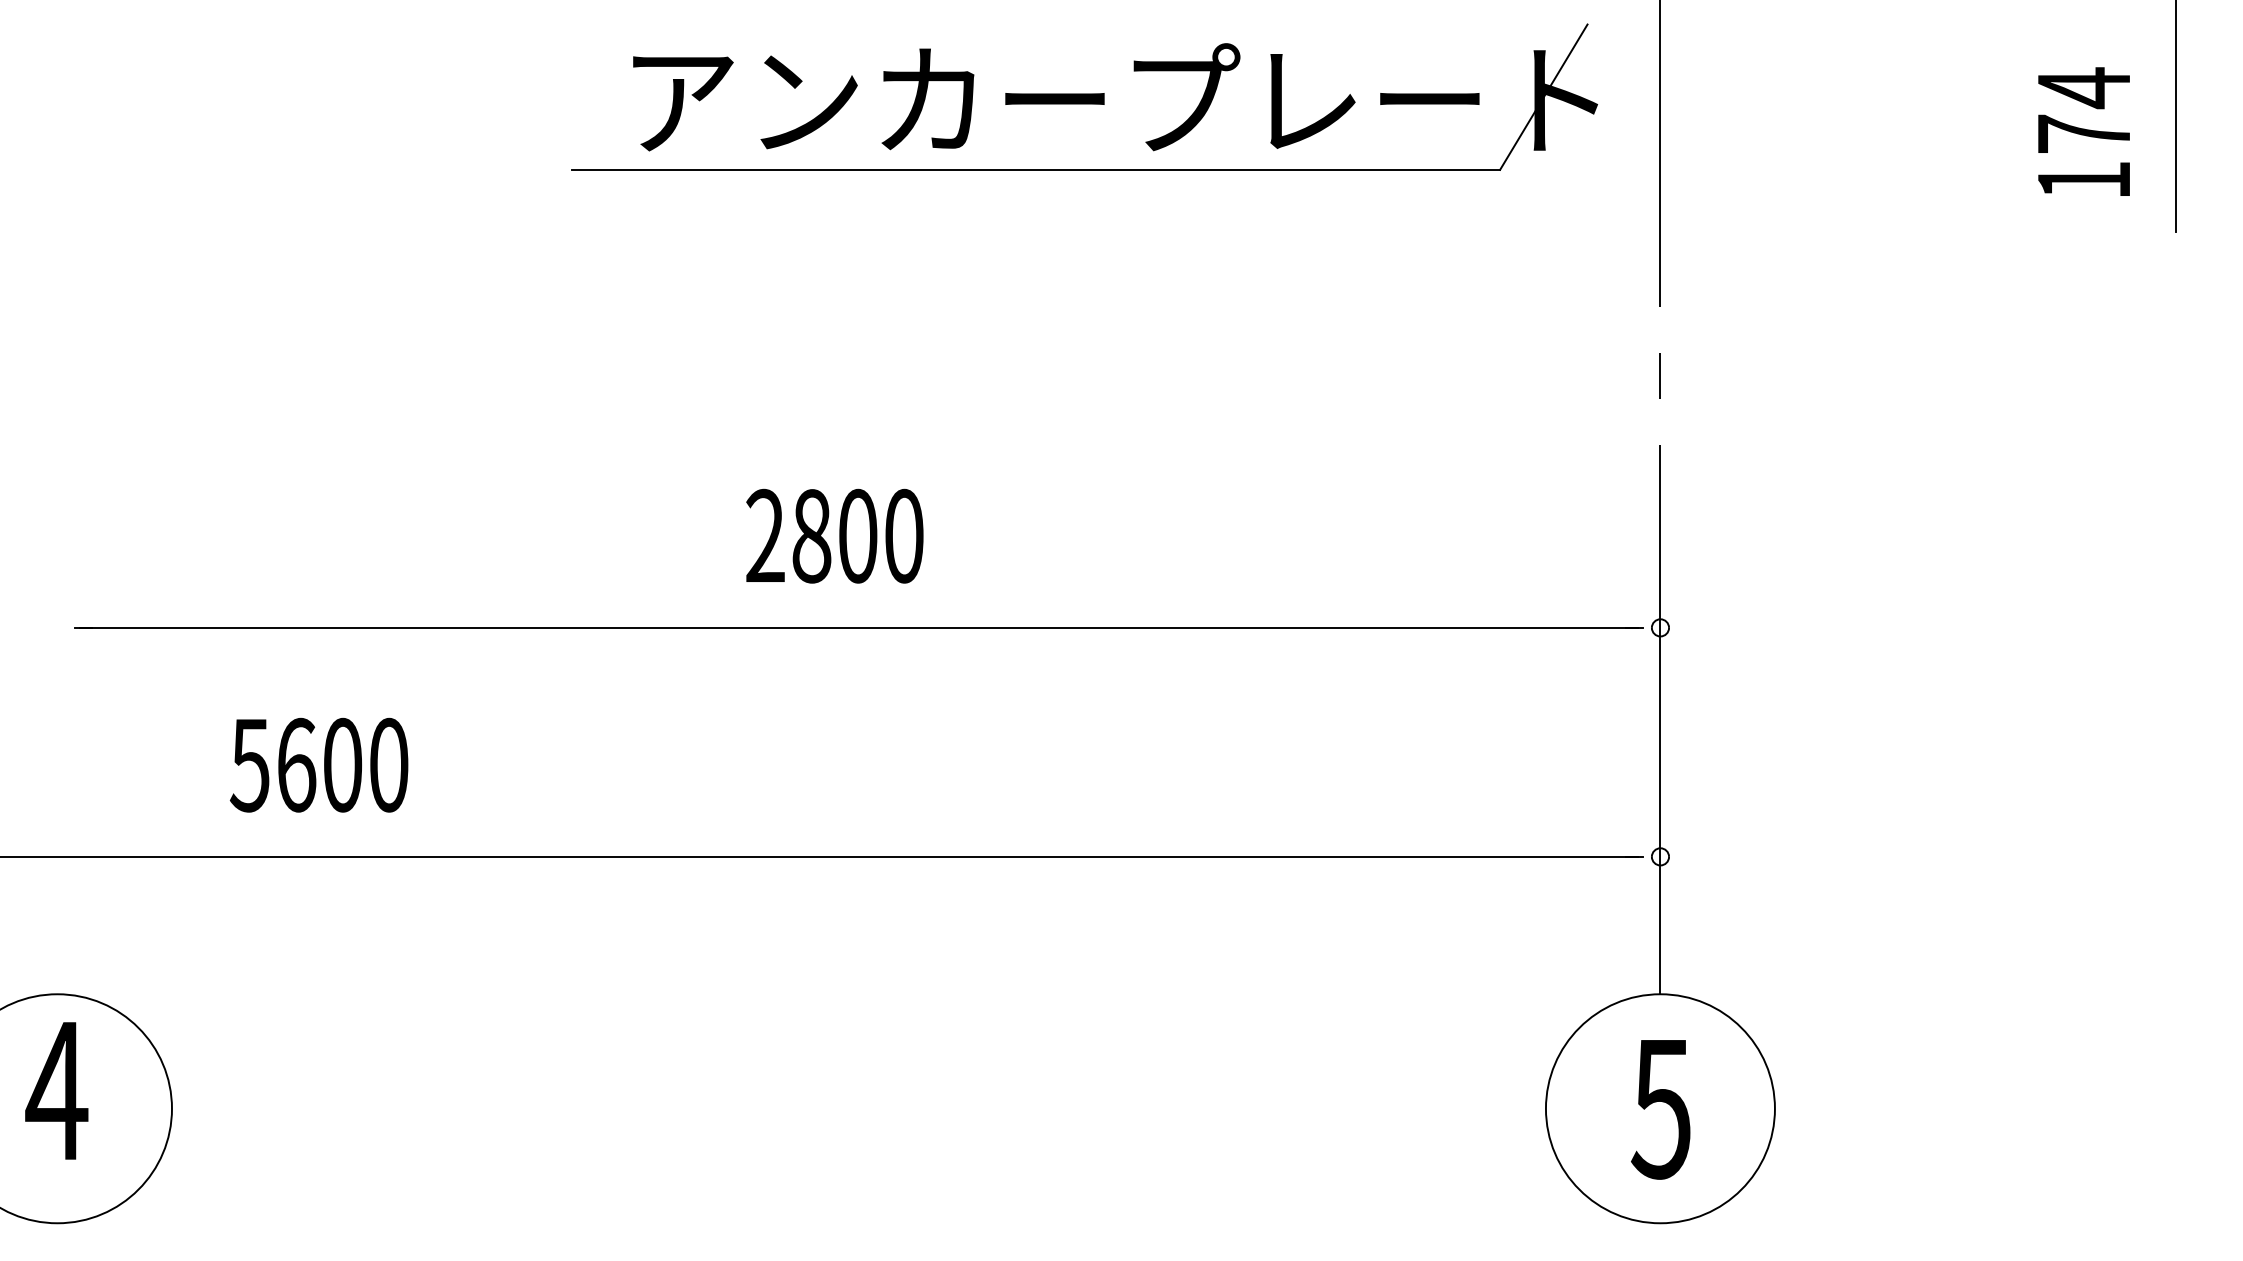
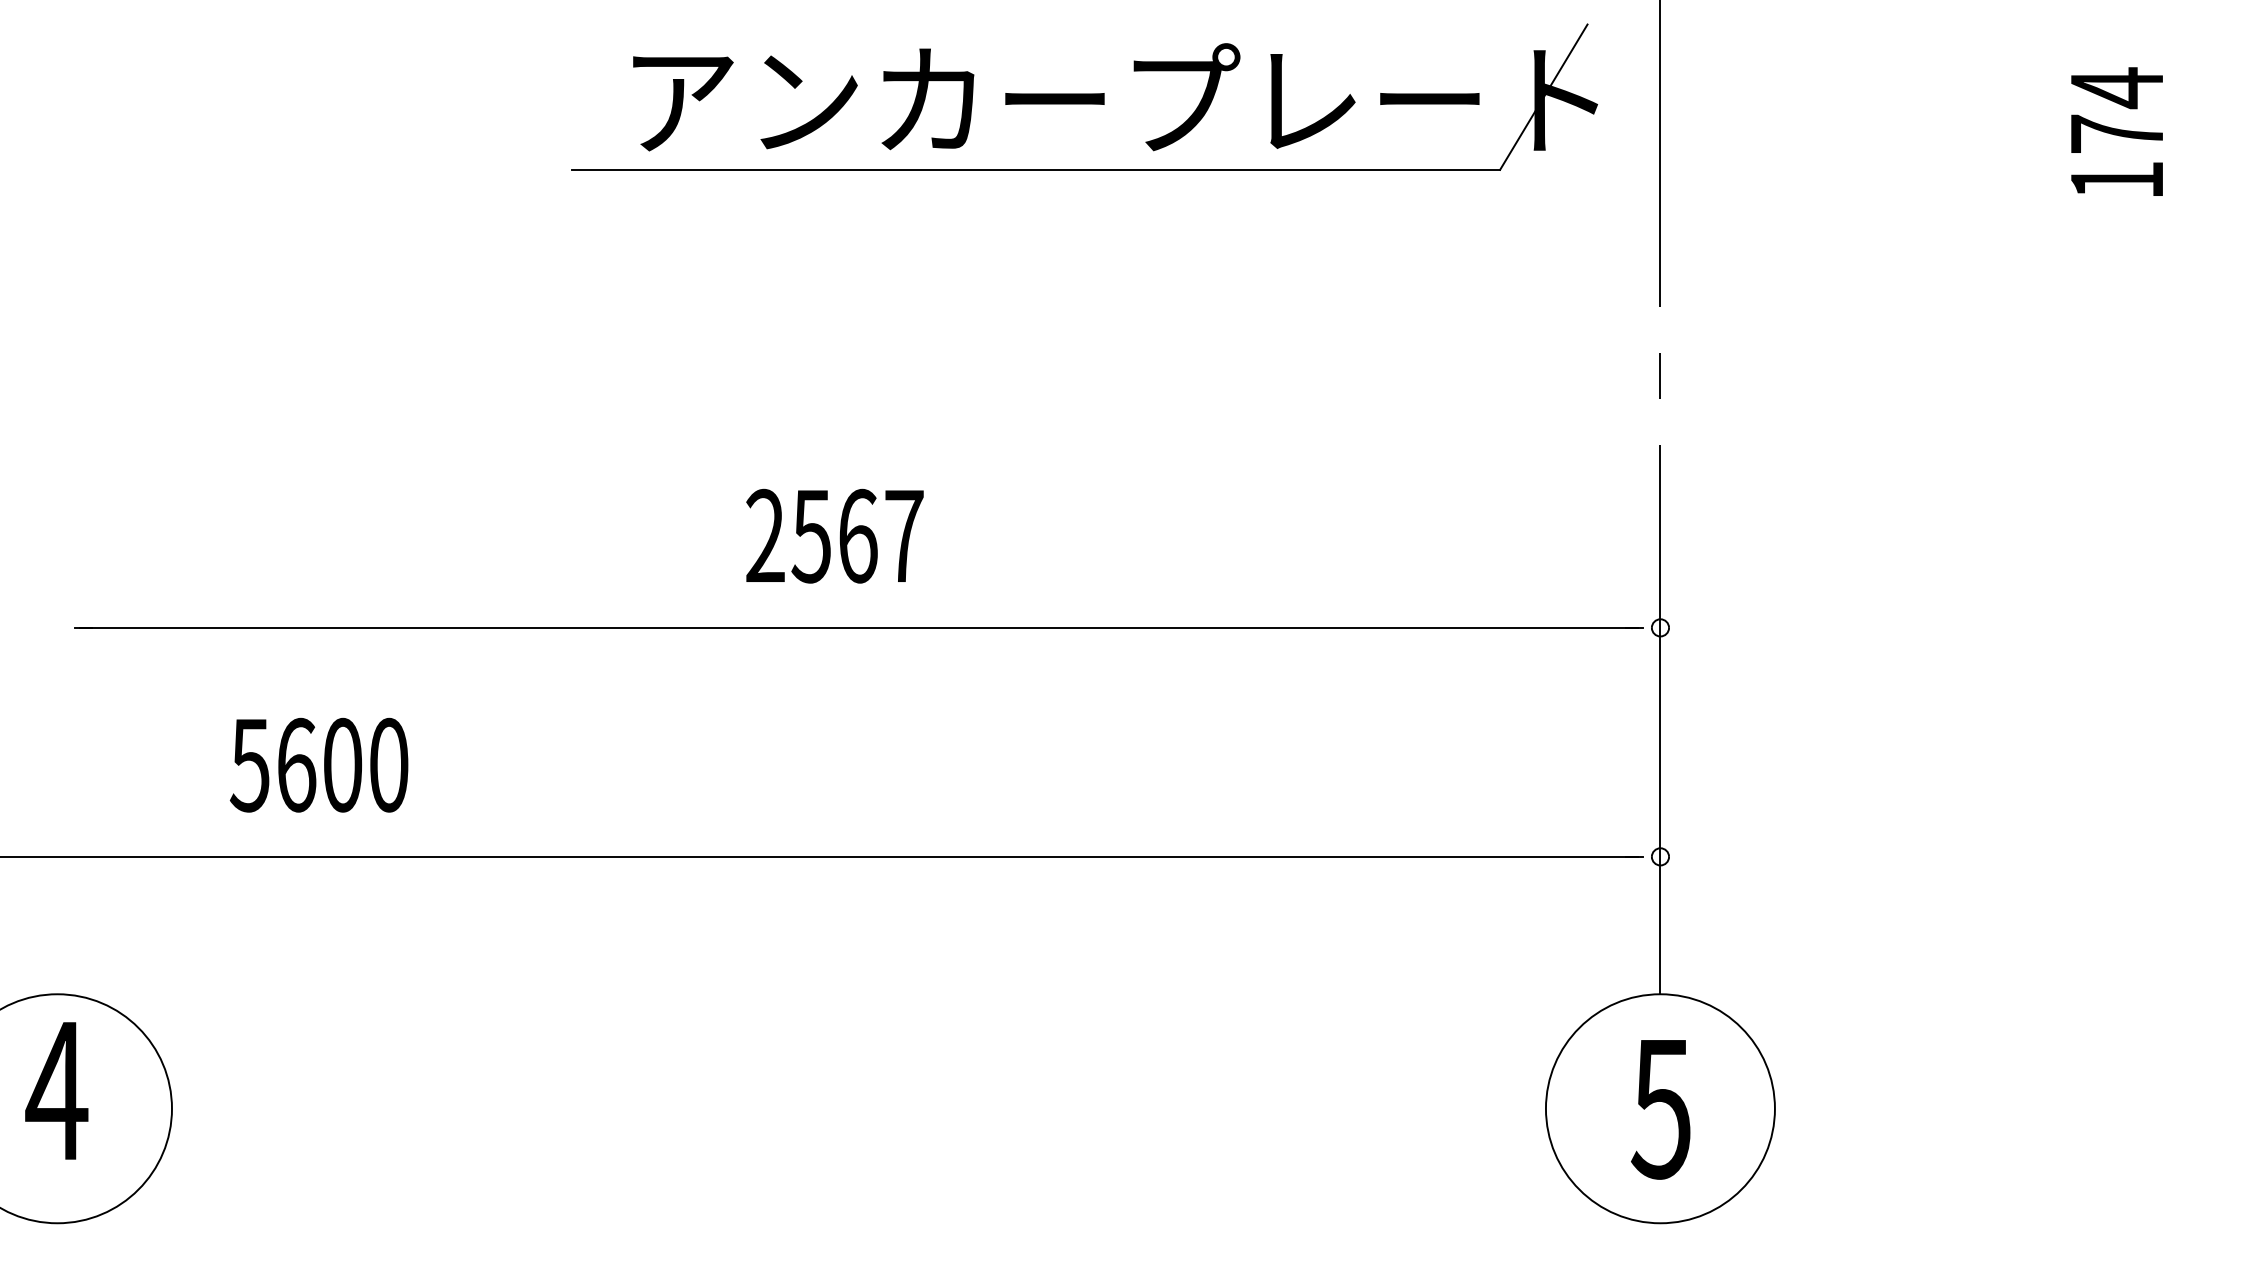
line: present -> none (2175, 116)
text position: (2083, 131) -> (2116, 131) (2116, 131)
text: 2800 -> 2567 (857, 535)
